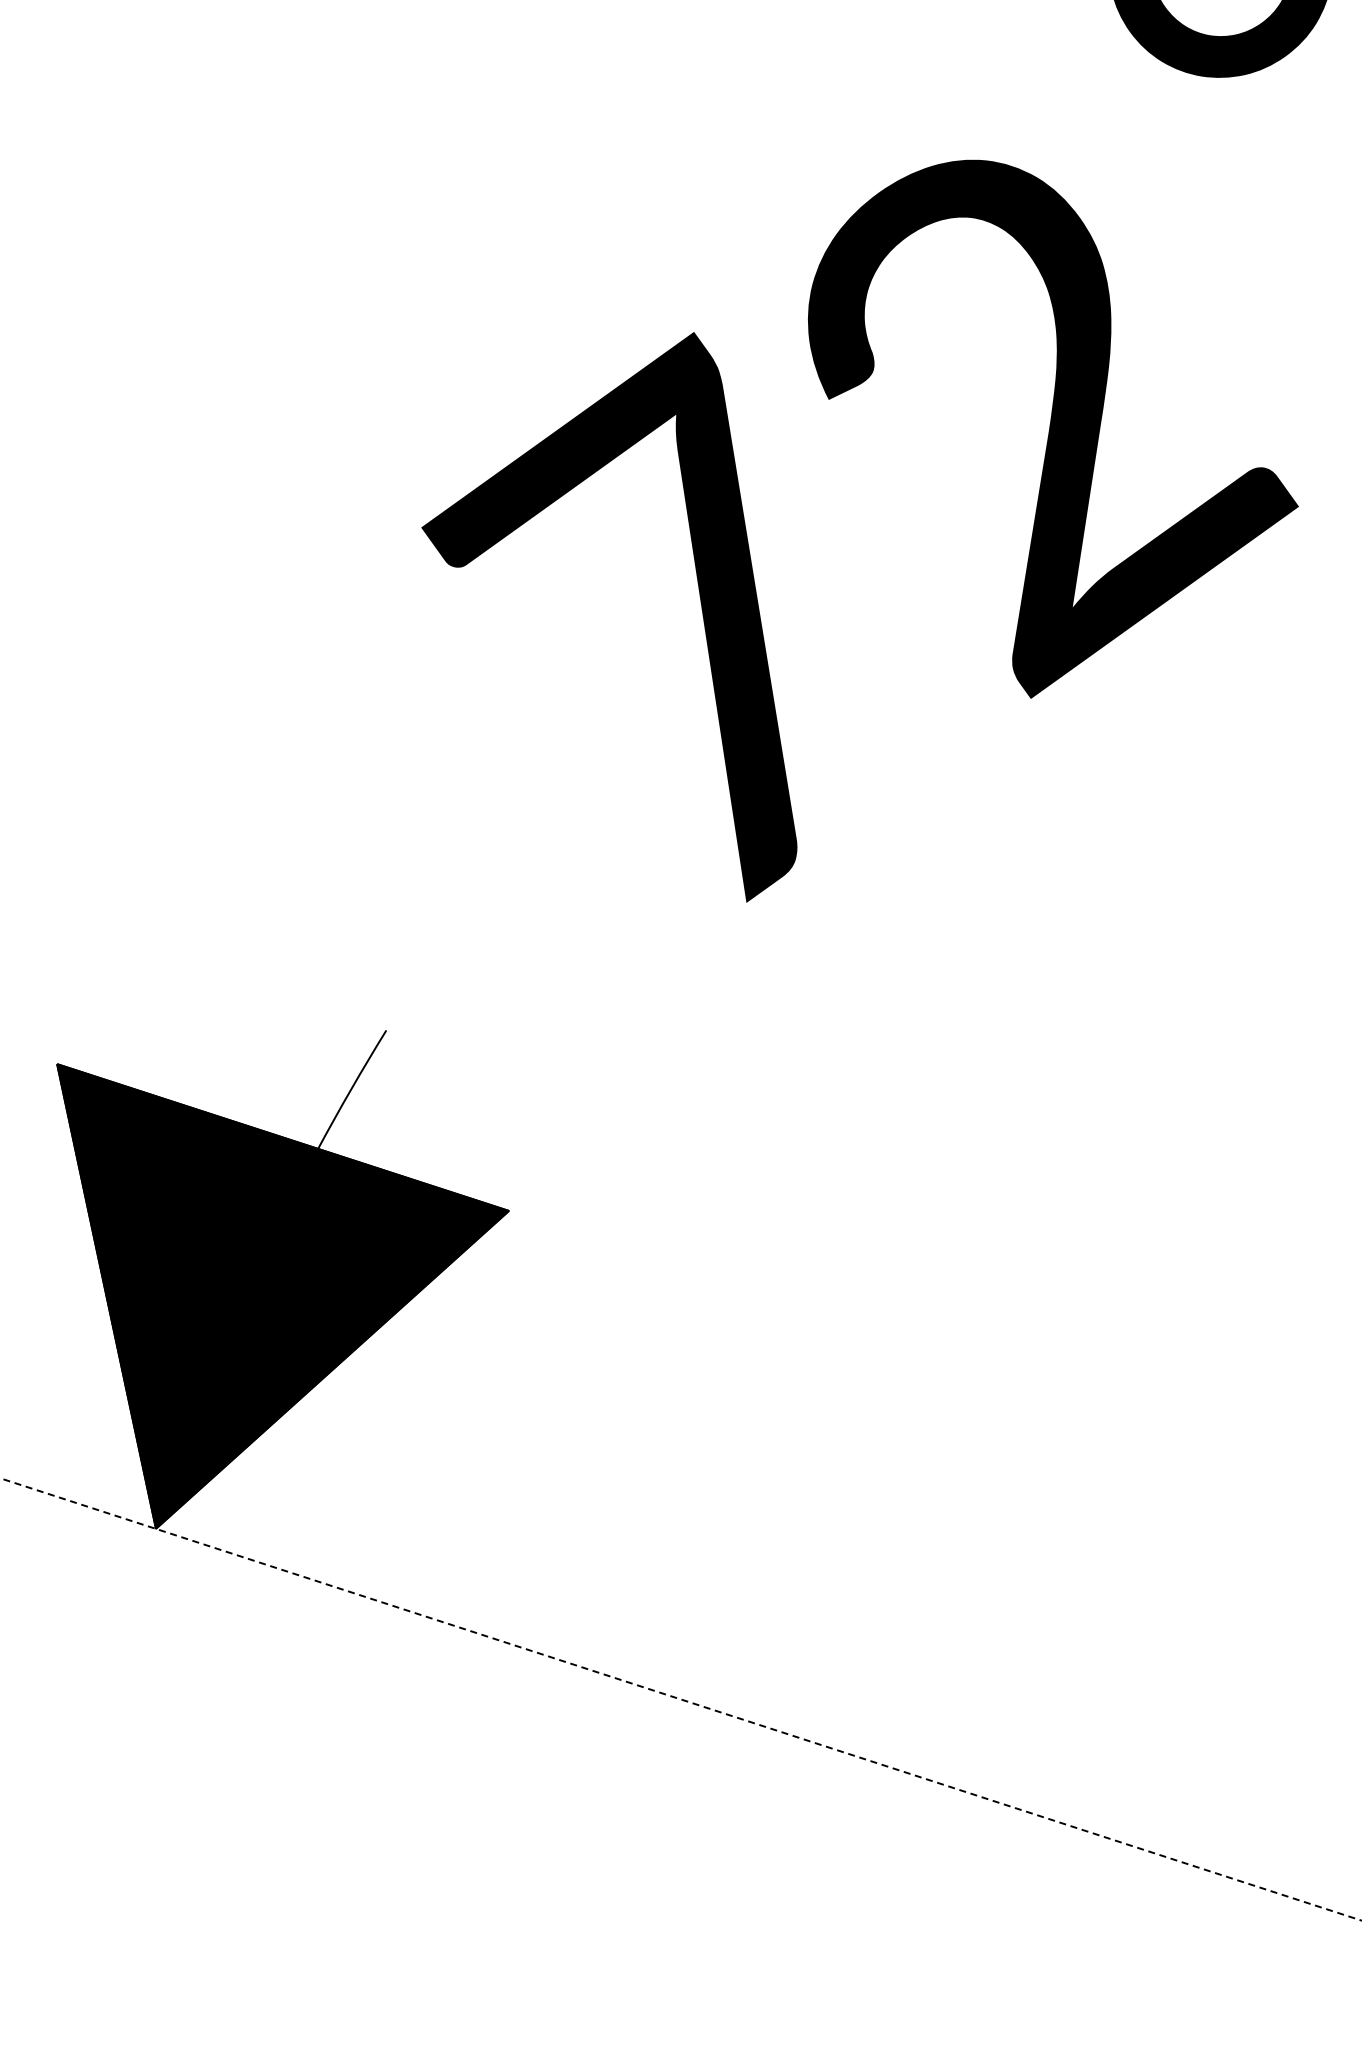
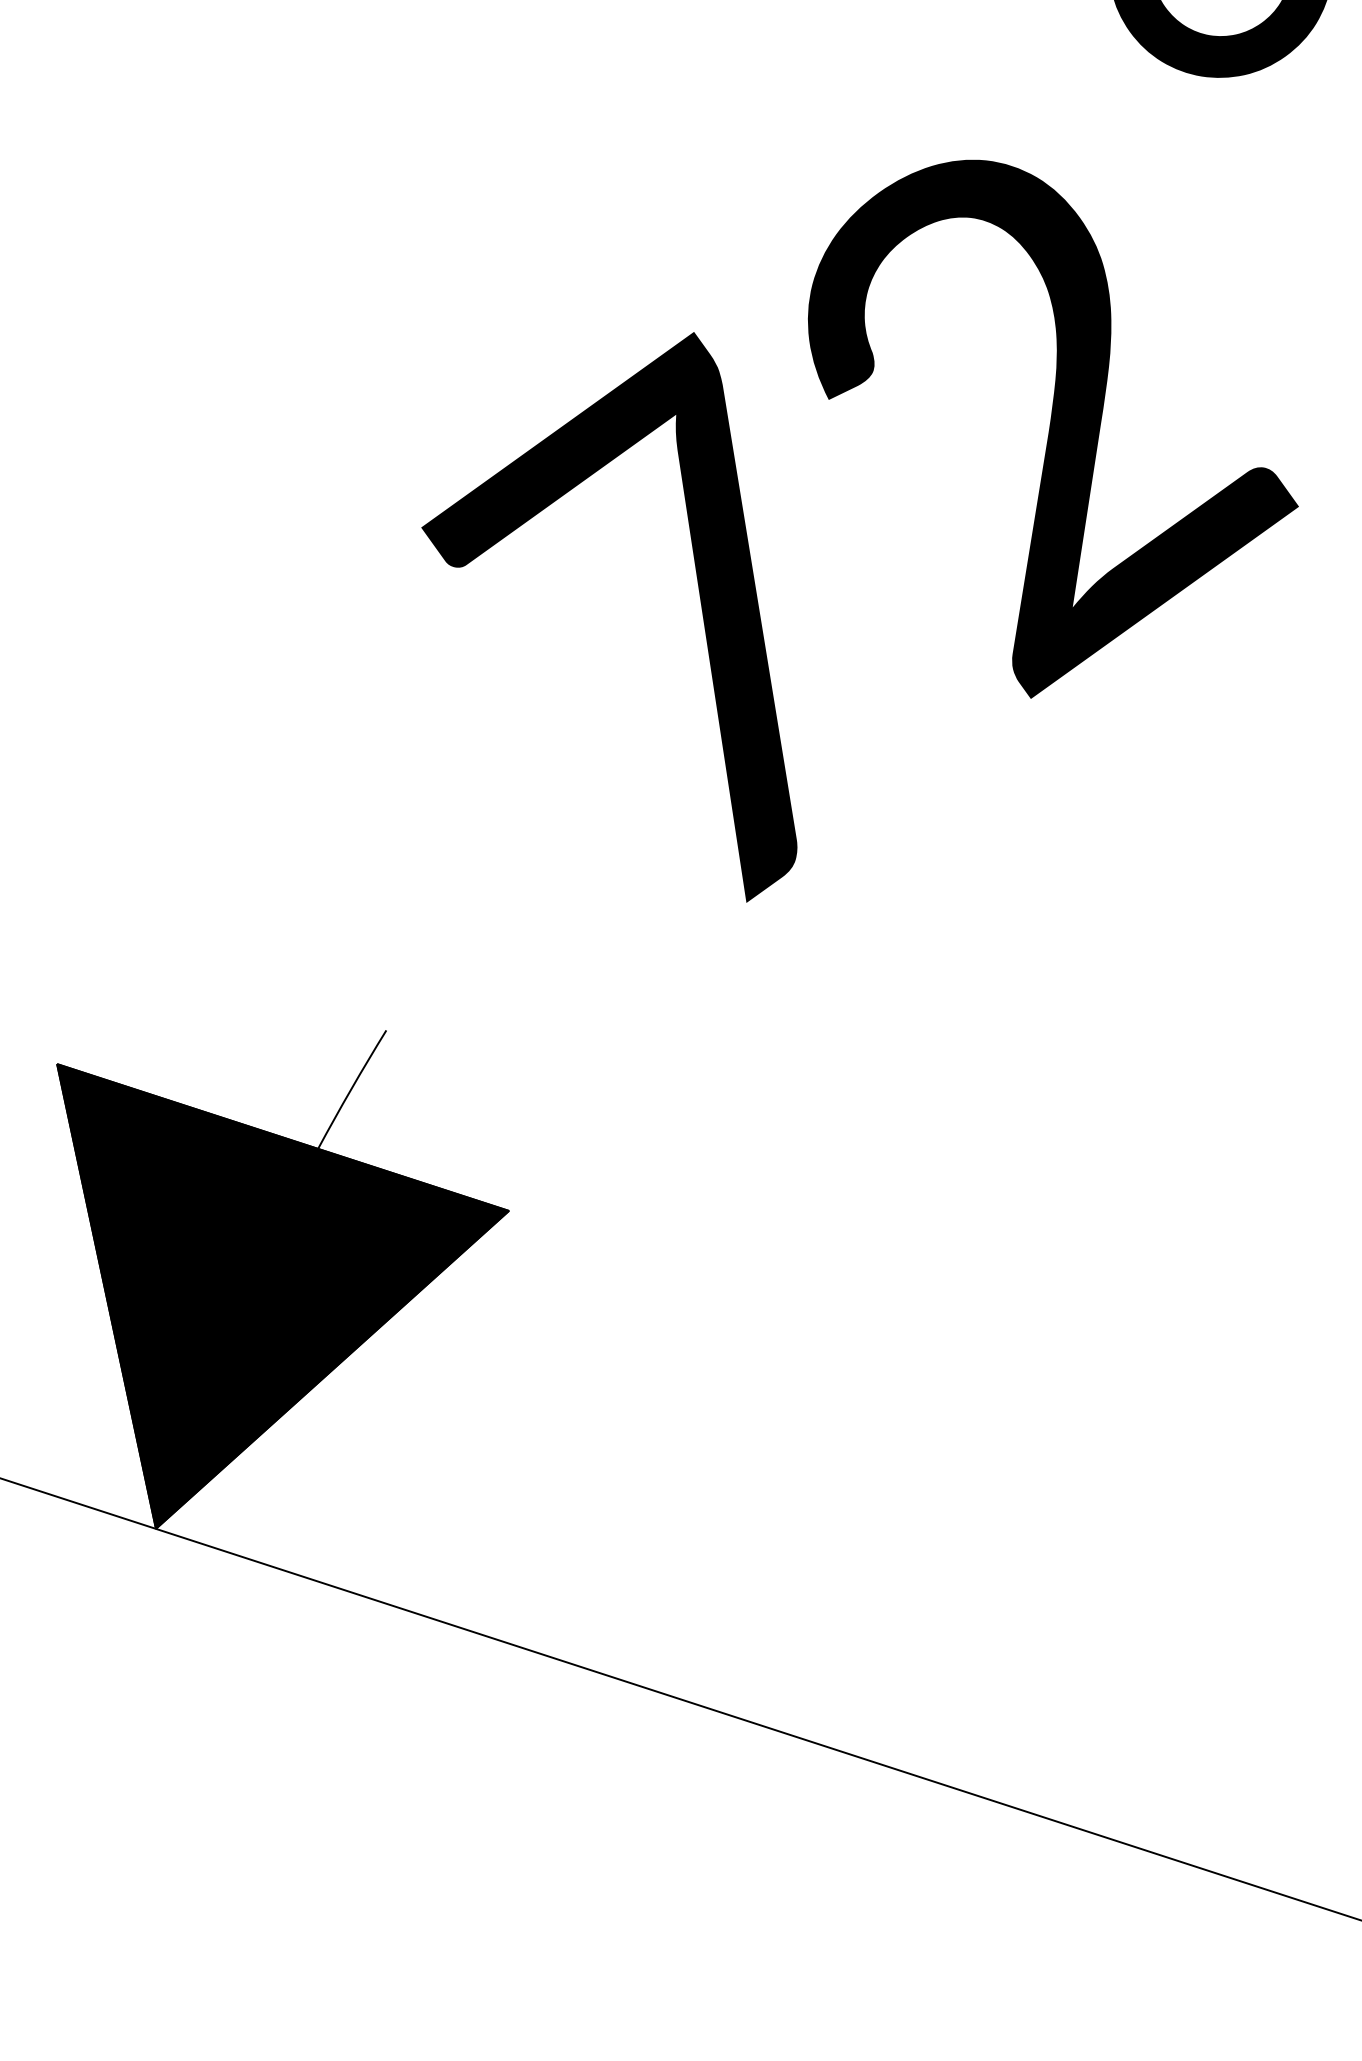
line: dashed -> solid (680, 1699)
